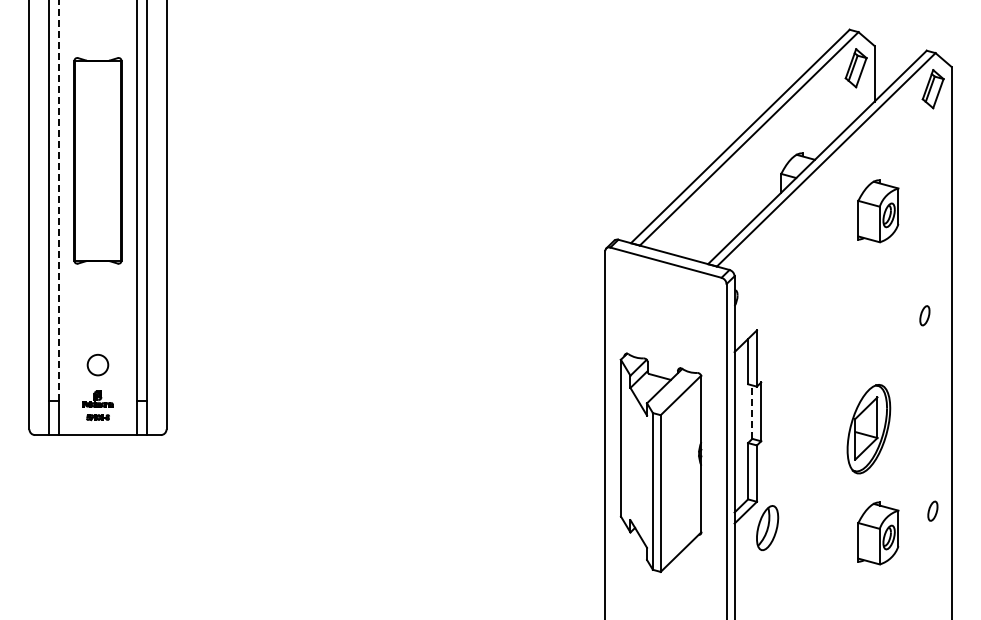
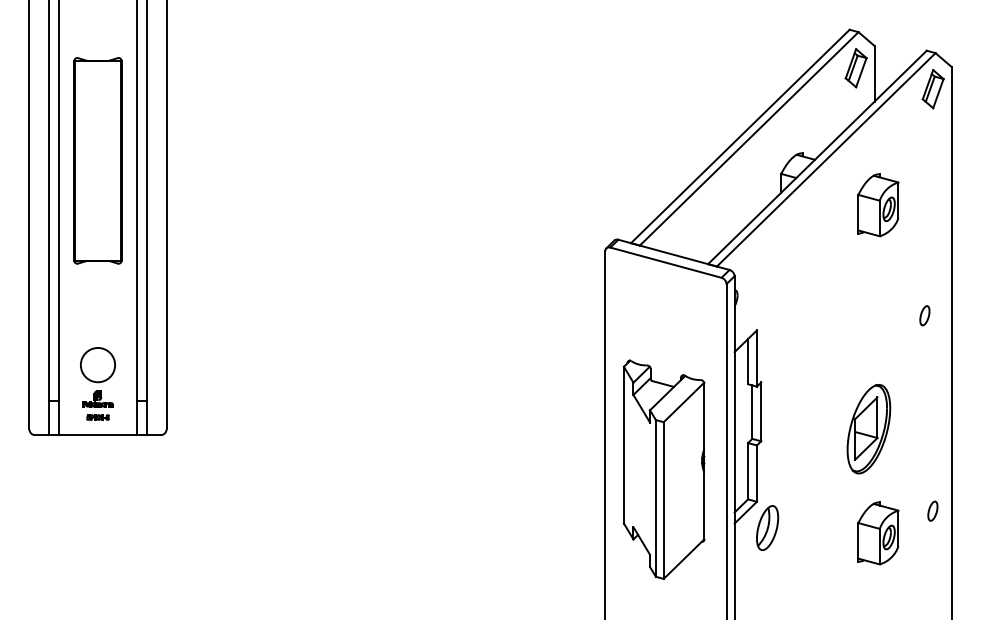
line: dashed -> solid (59, 200)
part position: (878, 211) -> (878, 205) (878, 205)
circle diameter: 21 px -> 34 px (97, 364)
line: dashed -> solid (752, 412)
part position: (660, 462) -> (663, 469) (663, 469)
